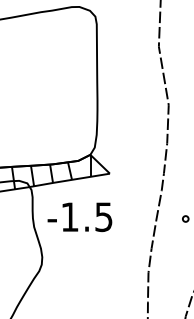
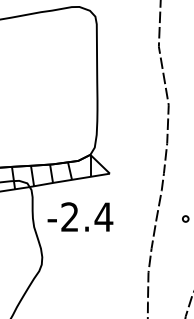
text: -1.5 -> -2.4 (87, 217)
